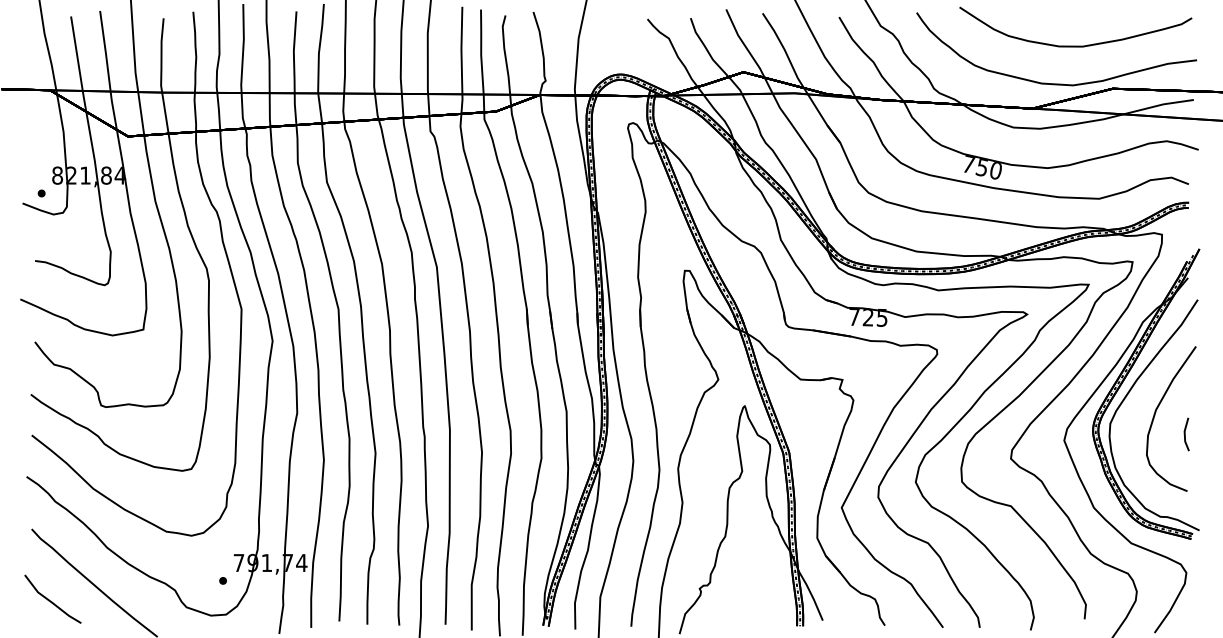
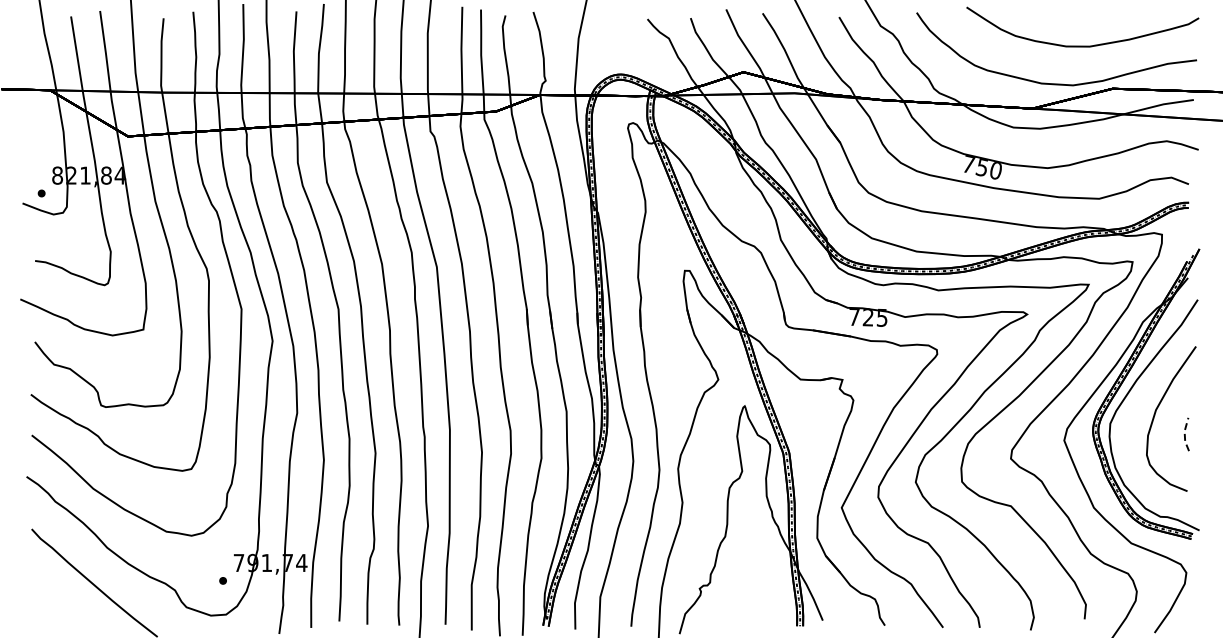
curve position: (1075, 45) -> (1082, 45) (1082, 45)
line: solid -> dashed (1184, 434)
line: present -> none (50, 600)
